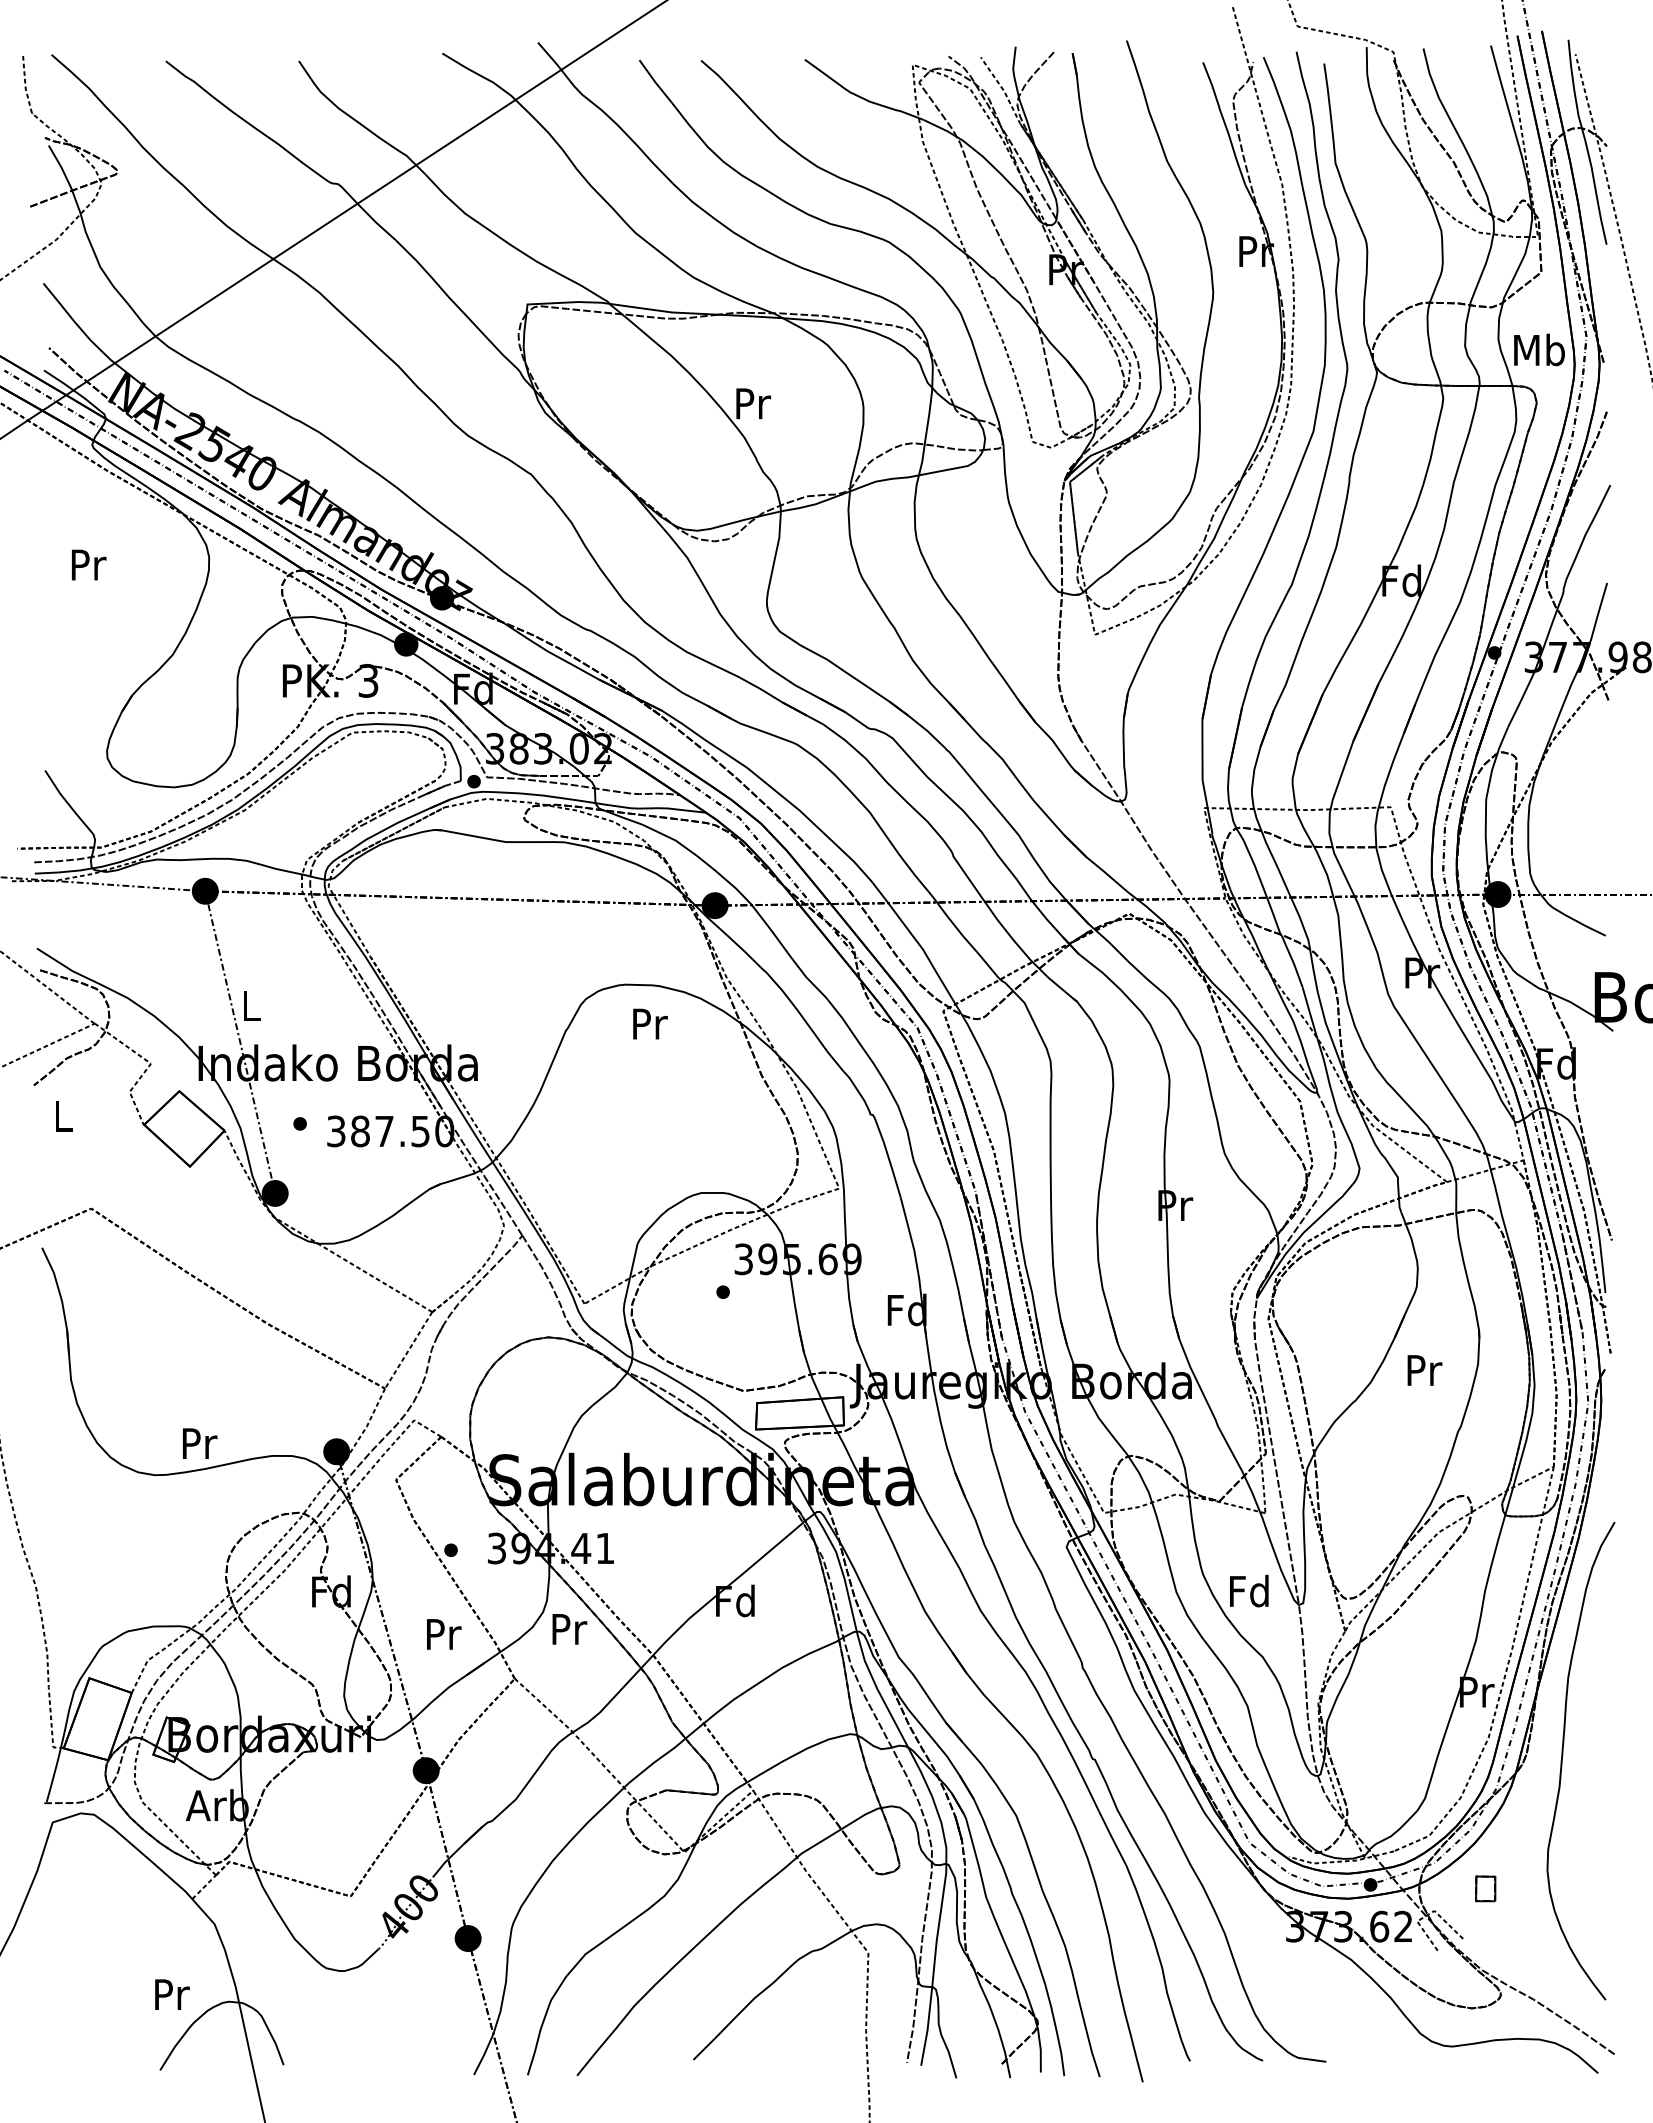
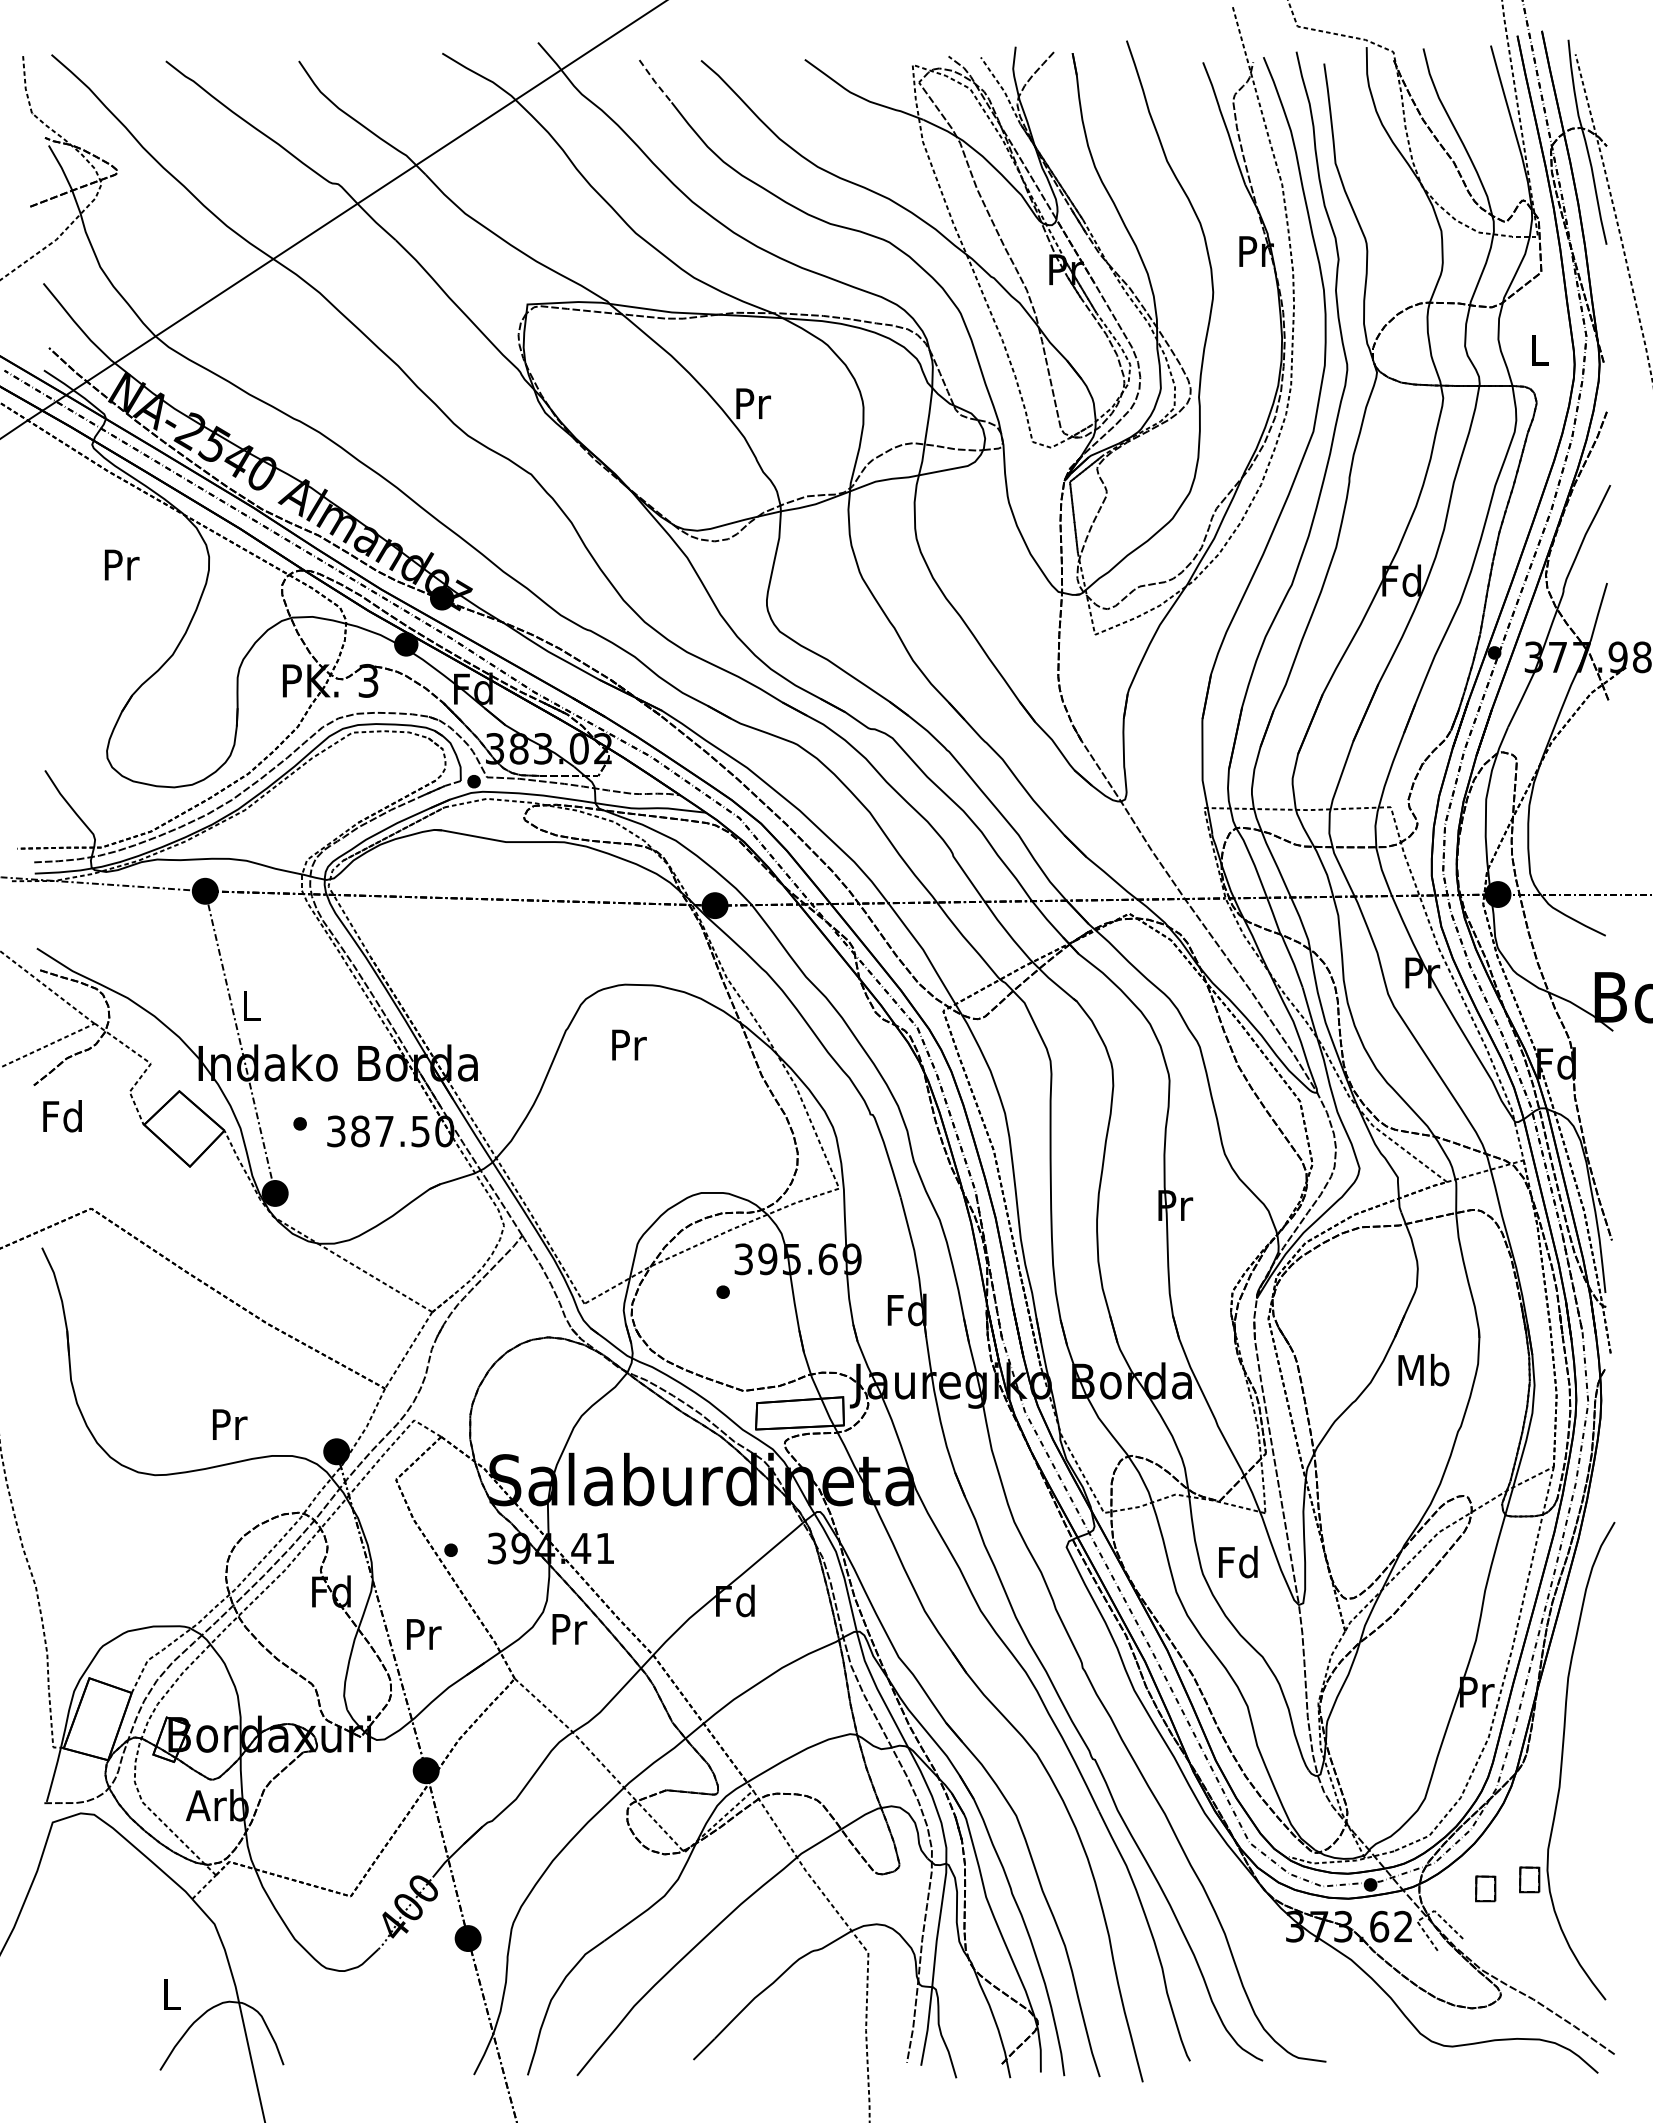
line: solid -> dashed (655, 82)
text: Mb -> L (1539, 349)
text position: (89, 564) -> (122, 564) (122, 564)
text position: (650, 1023) -> (629, 1044) (629, 1044)
text: L -> Fd (62, 1116)
text: Pr -> Mb (1423, 1369)
text position: (200, 1443) -> (230, 1424) (230, 1424)
text position: (1249, 1590) -> (1238, 1561) (1238, 1561)
text position: (444, 1634) -> (424, 1634) (424, 1634)
part: none -> present (1529, 1879)
text: Pr -> L (172, 1994)
